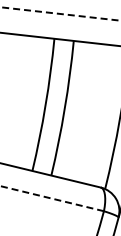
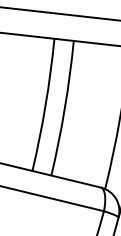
line: dashed -> solid (60, 14)
line: dashed -> solid (51, 198)
